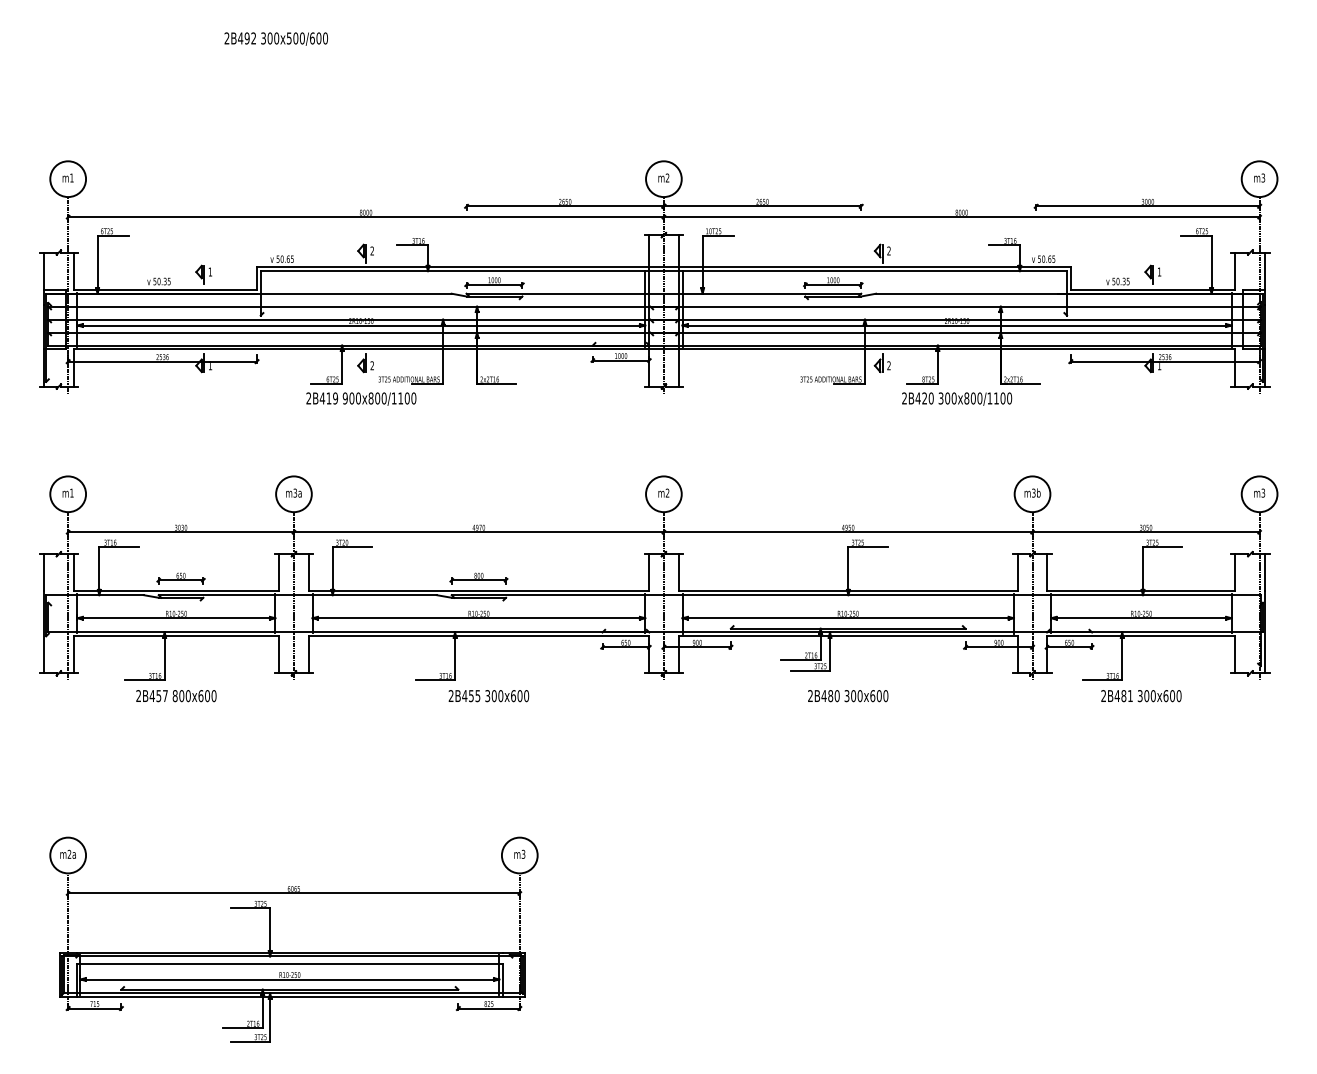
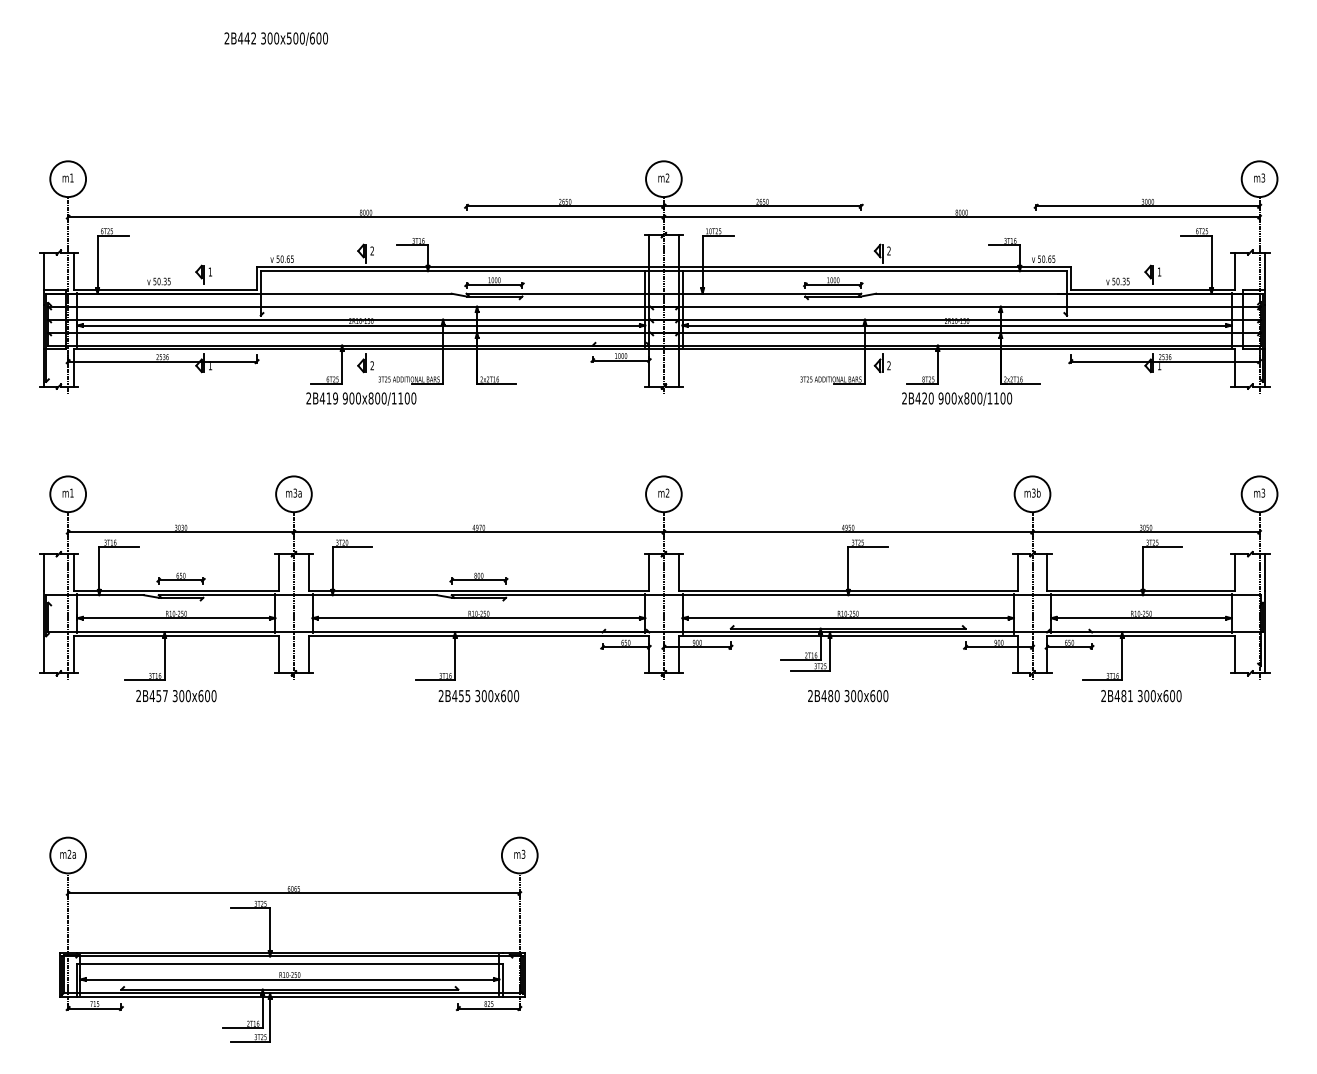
text: 2B492 -> 2B442 (246, 38)
text: 300x800/1100 -> 900x800/1100 (940, 398)
text: 800x600 -> 300x600 (174, 696)
text position: (488, 696) -> (478, 696) (478, 696)
